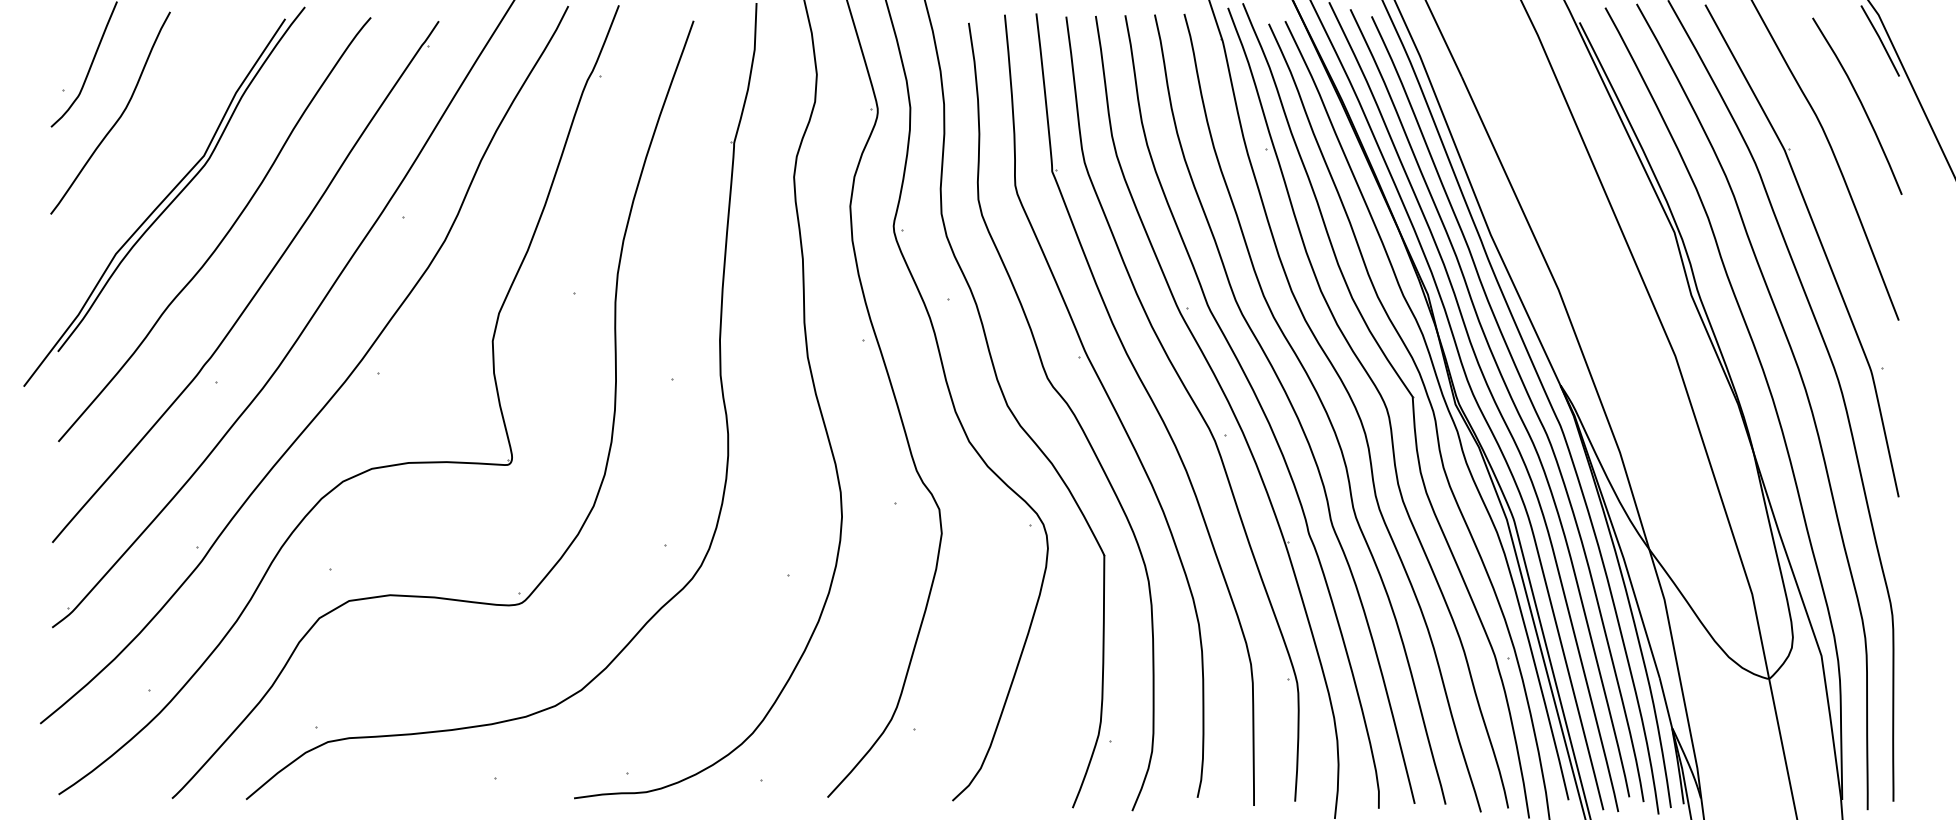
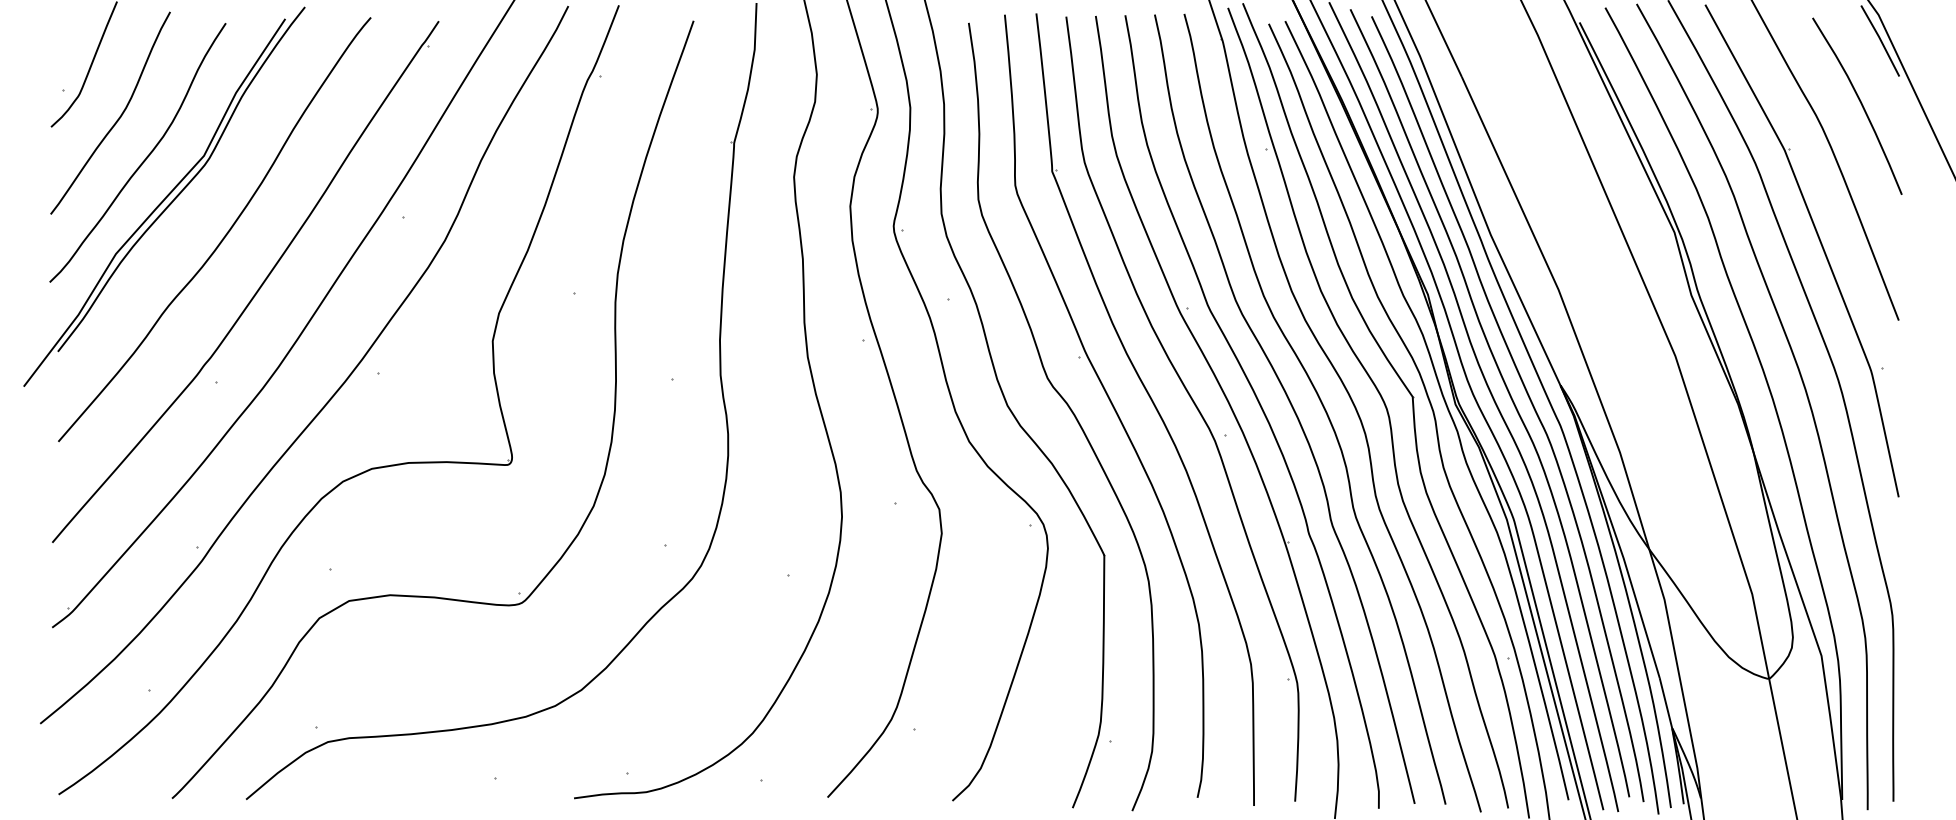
curve: none -> present (146, 156)
